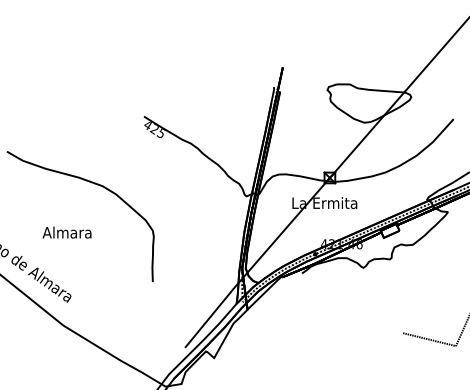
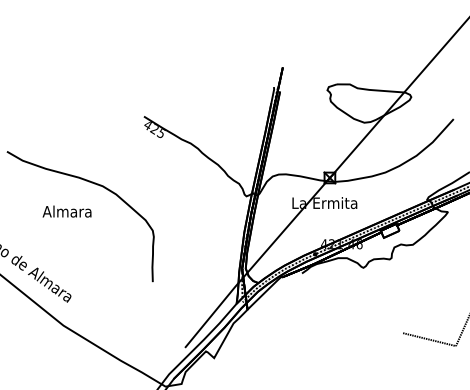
text position: (66, 232) -> (66, 211) (66, 211)
